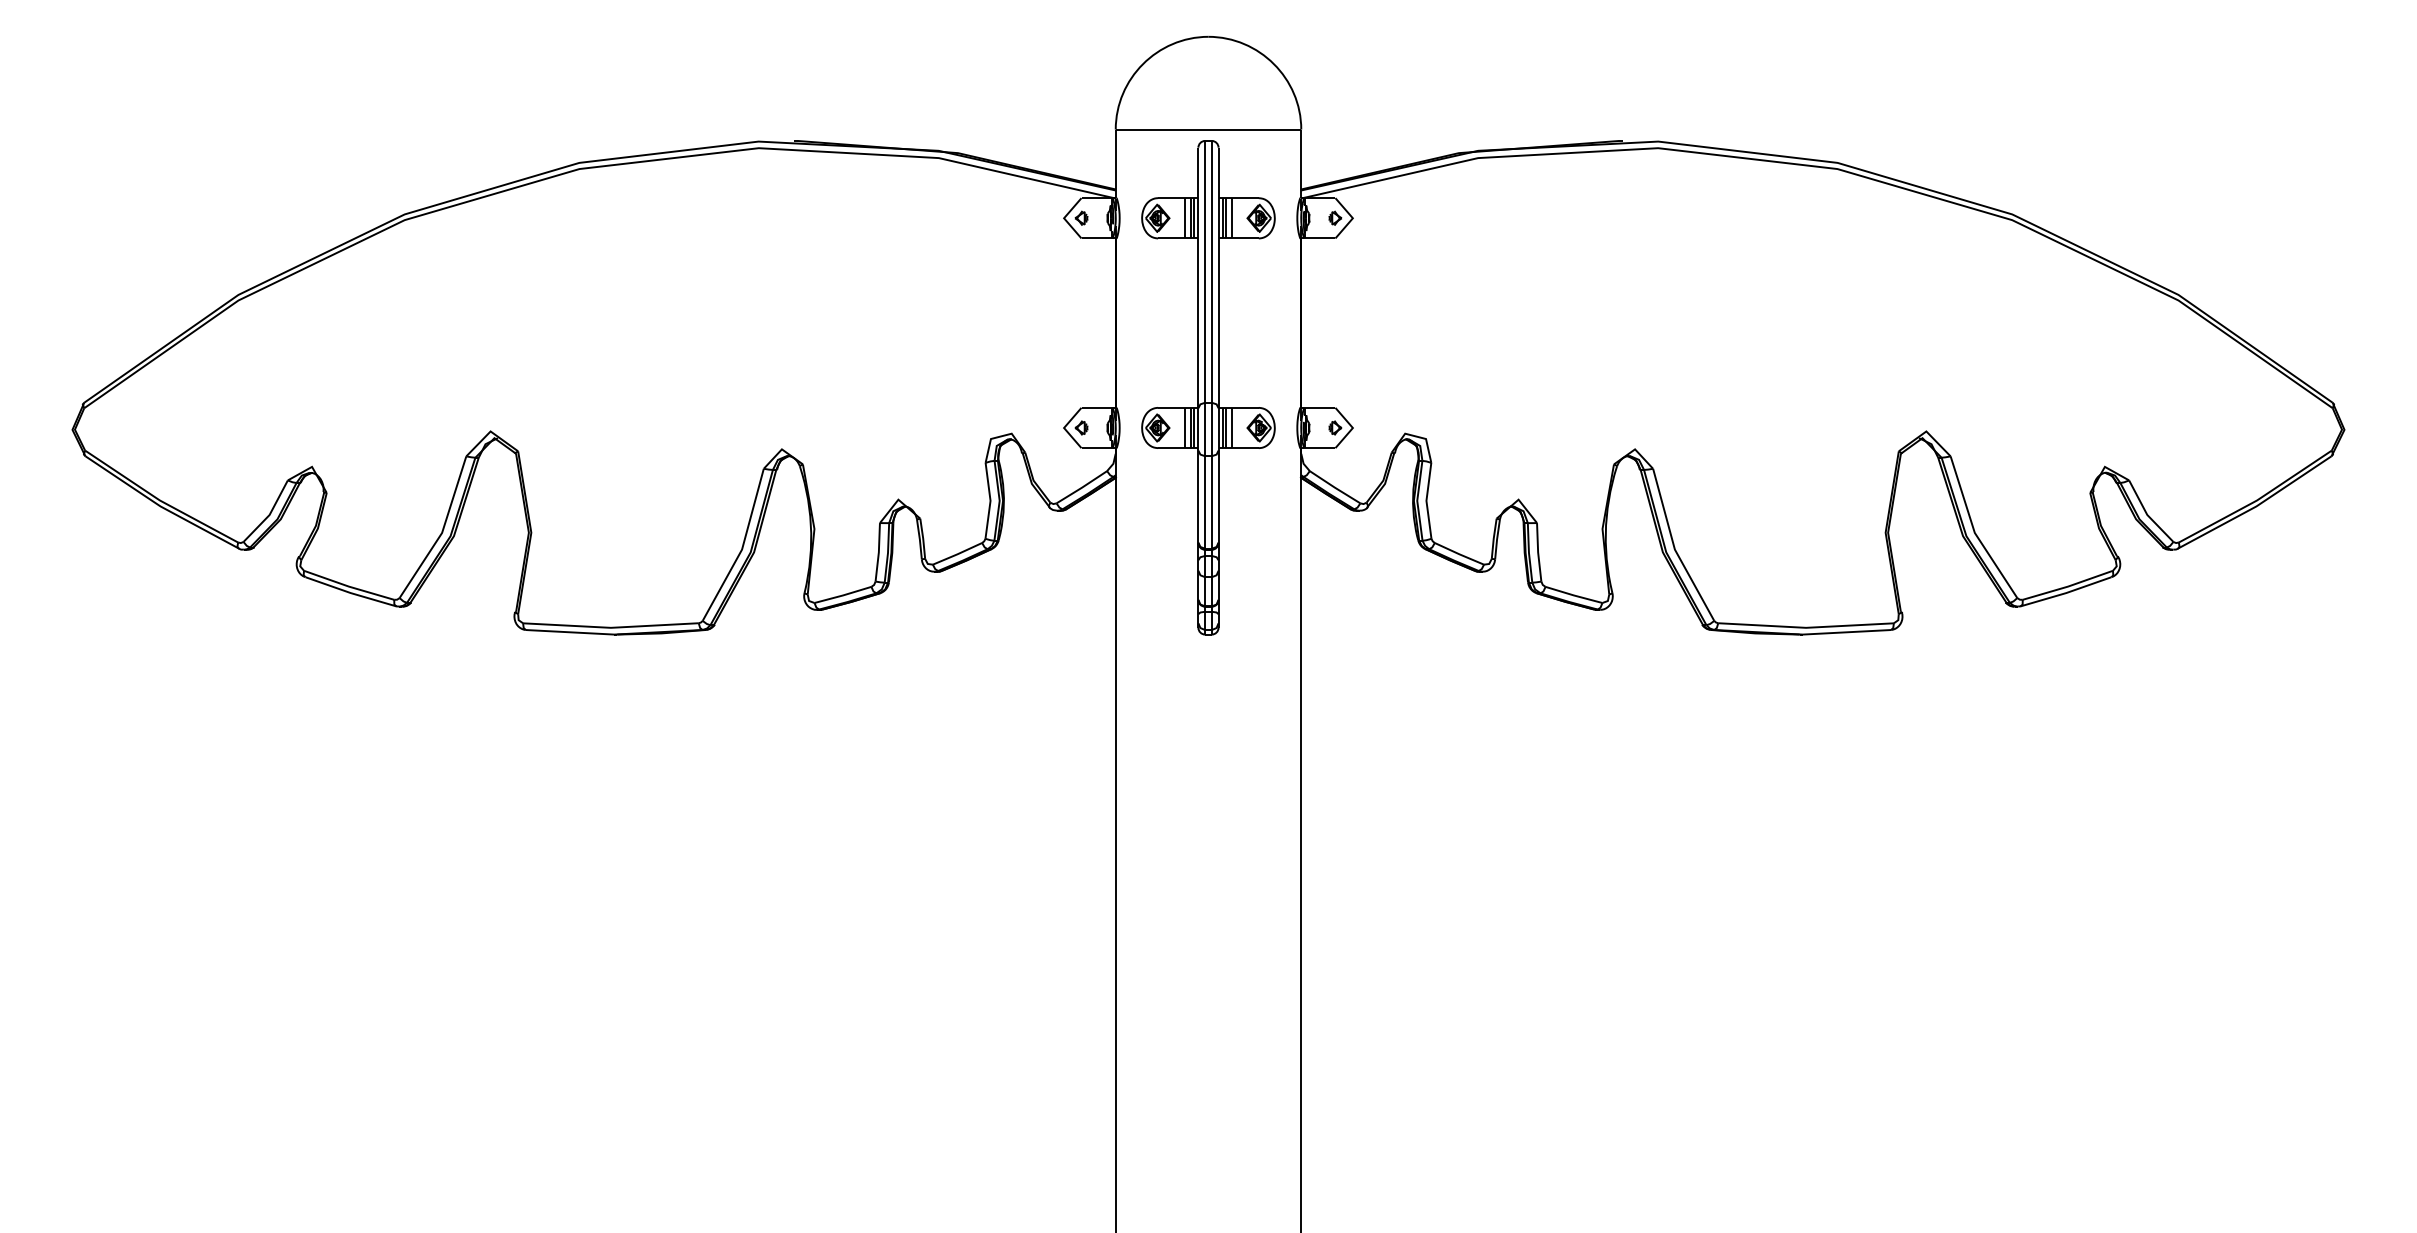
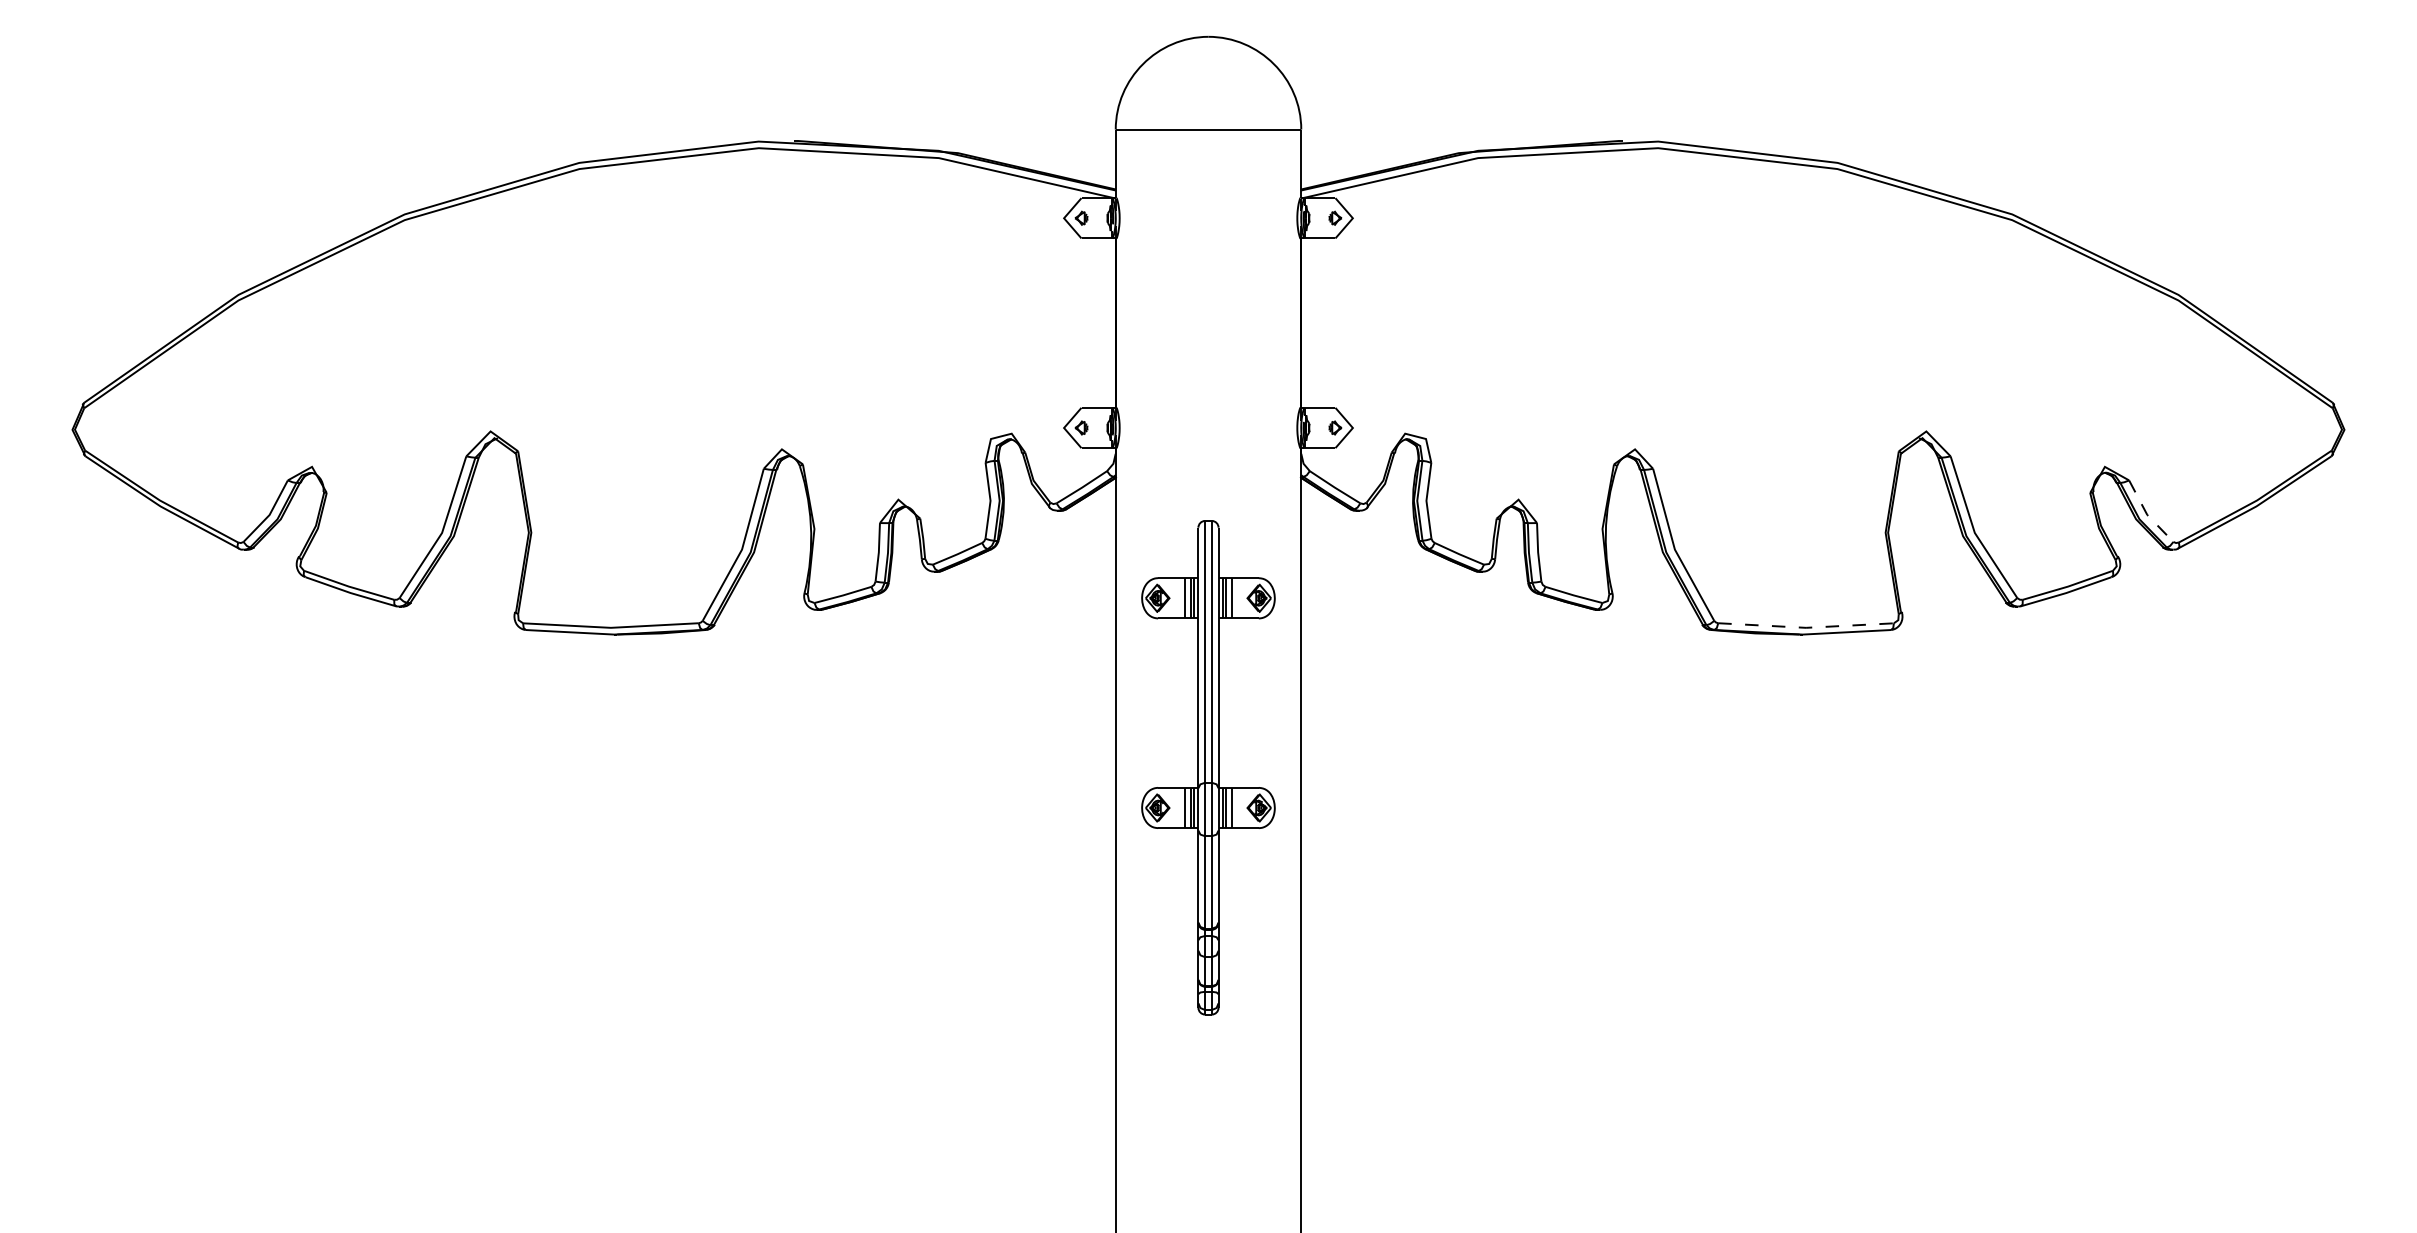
part position: (1208, 387) -> (1208, 767) (1208, 767)
line: solid -> dashed (2147, 514)
line: solid -> dashed (1806, 627)
